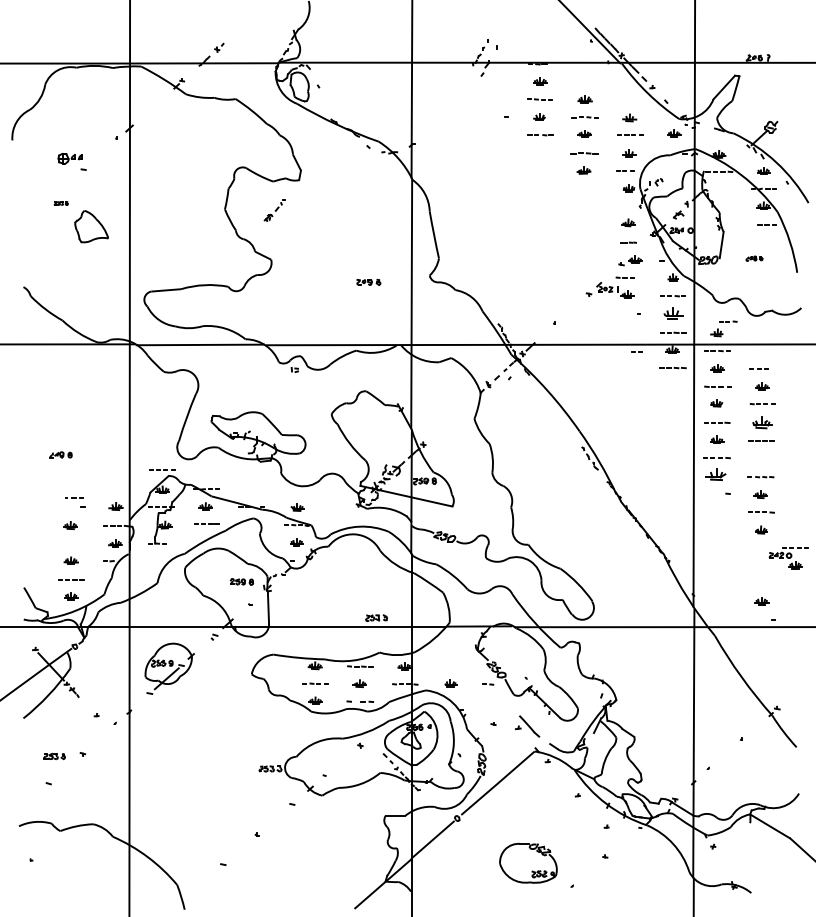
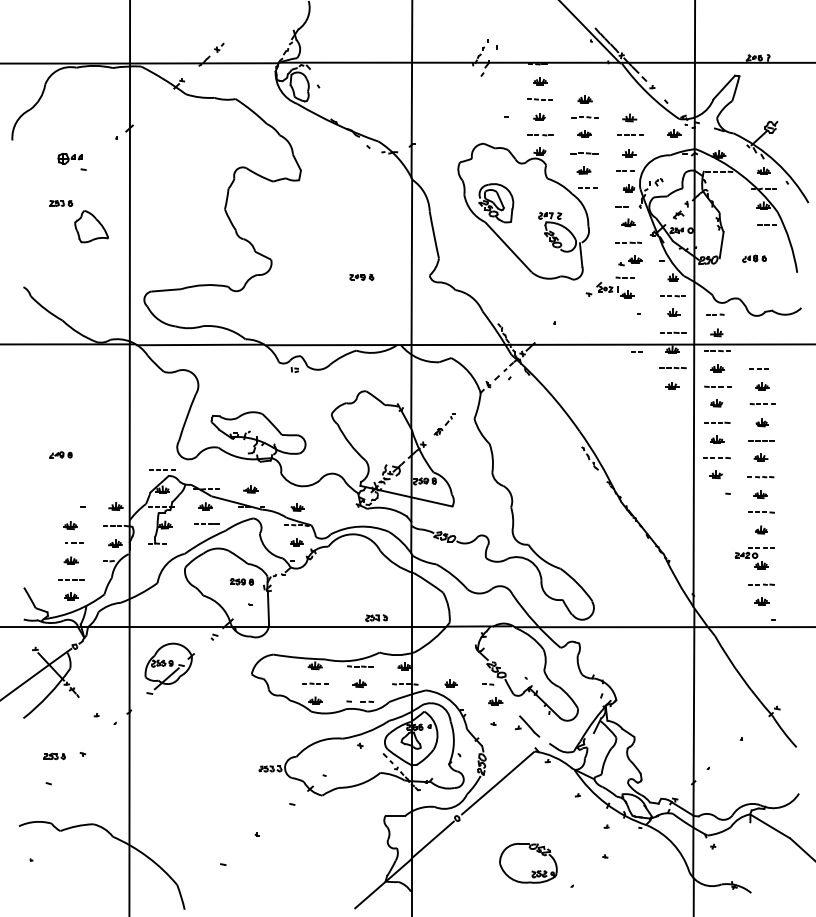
part size: 16x5 px -> 25x7 px (61, 203)
line: none -> present (621, 206)
part position: (274, 210) -> (444, 424) (444, 424)
part: none -> present (527, 211)
part size: 17x3 px -> 27x3 px (628, 242)
part size: 19x7 px -> 25x9 px (754, 258)
part position: (368, 282) -> (361, 277) (361, 277)
part size: 21x13 px -> 14x9 px (673, 312)
line position: (728, 321) -> (715, 314) (715, 314)
part: none -> present (672, 385)
part size: 21x14 px -> 14x10 px (761, 422)
part: none -> present (760, 457)
part size: 22x13 px -> 14x10 px (715, 474)
part: none -> present (250, 489)
line position: (74, 497) -> (74, 542) (74, 542)
part position: (788, 558) -> (754, 558) (754, 558)
part: none -> present (761, 584)
part: none -> present (495, 701)
